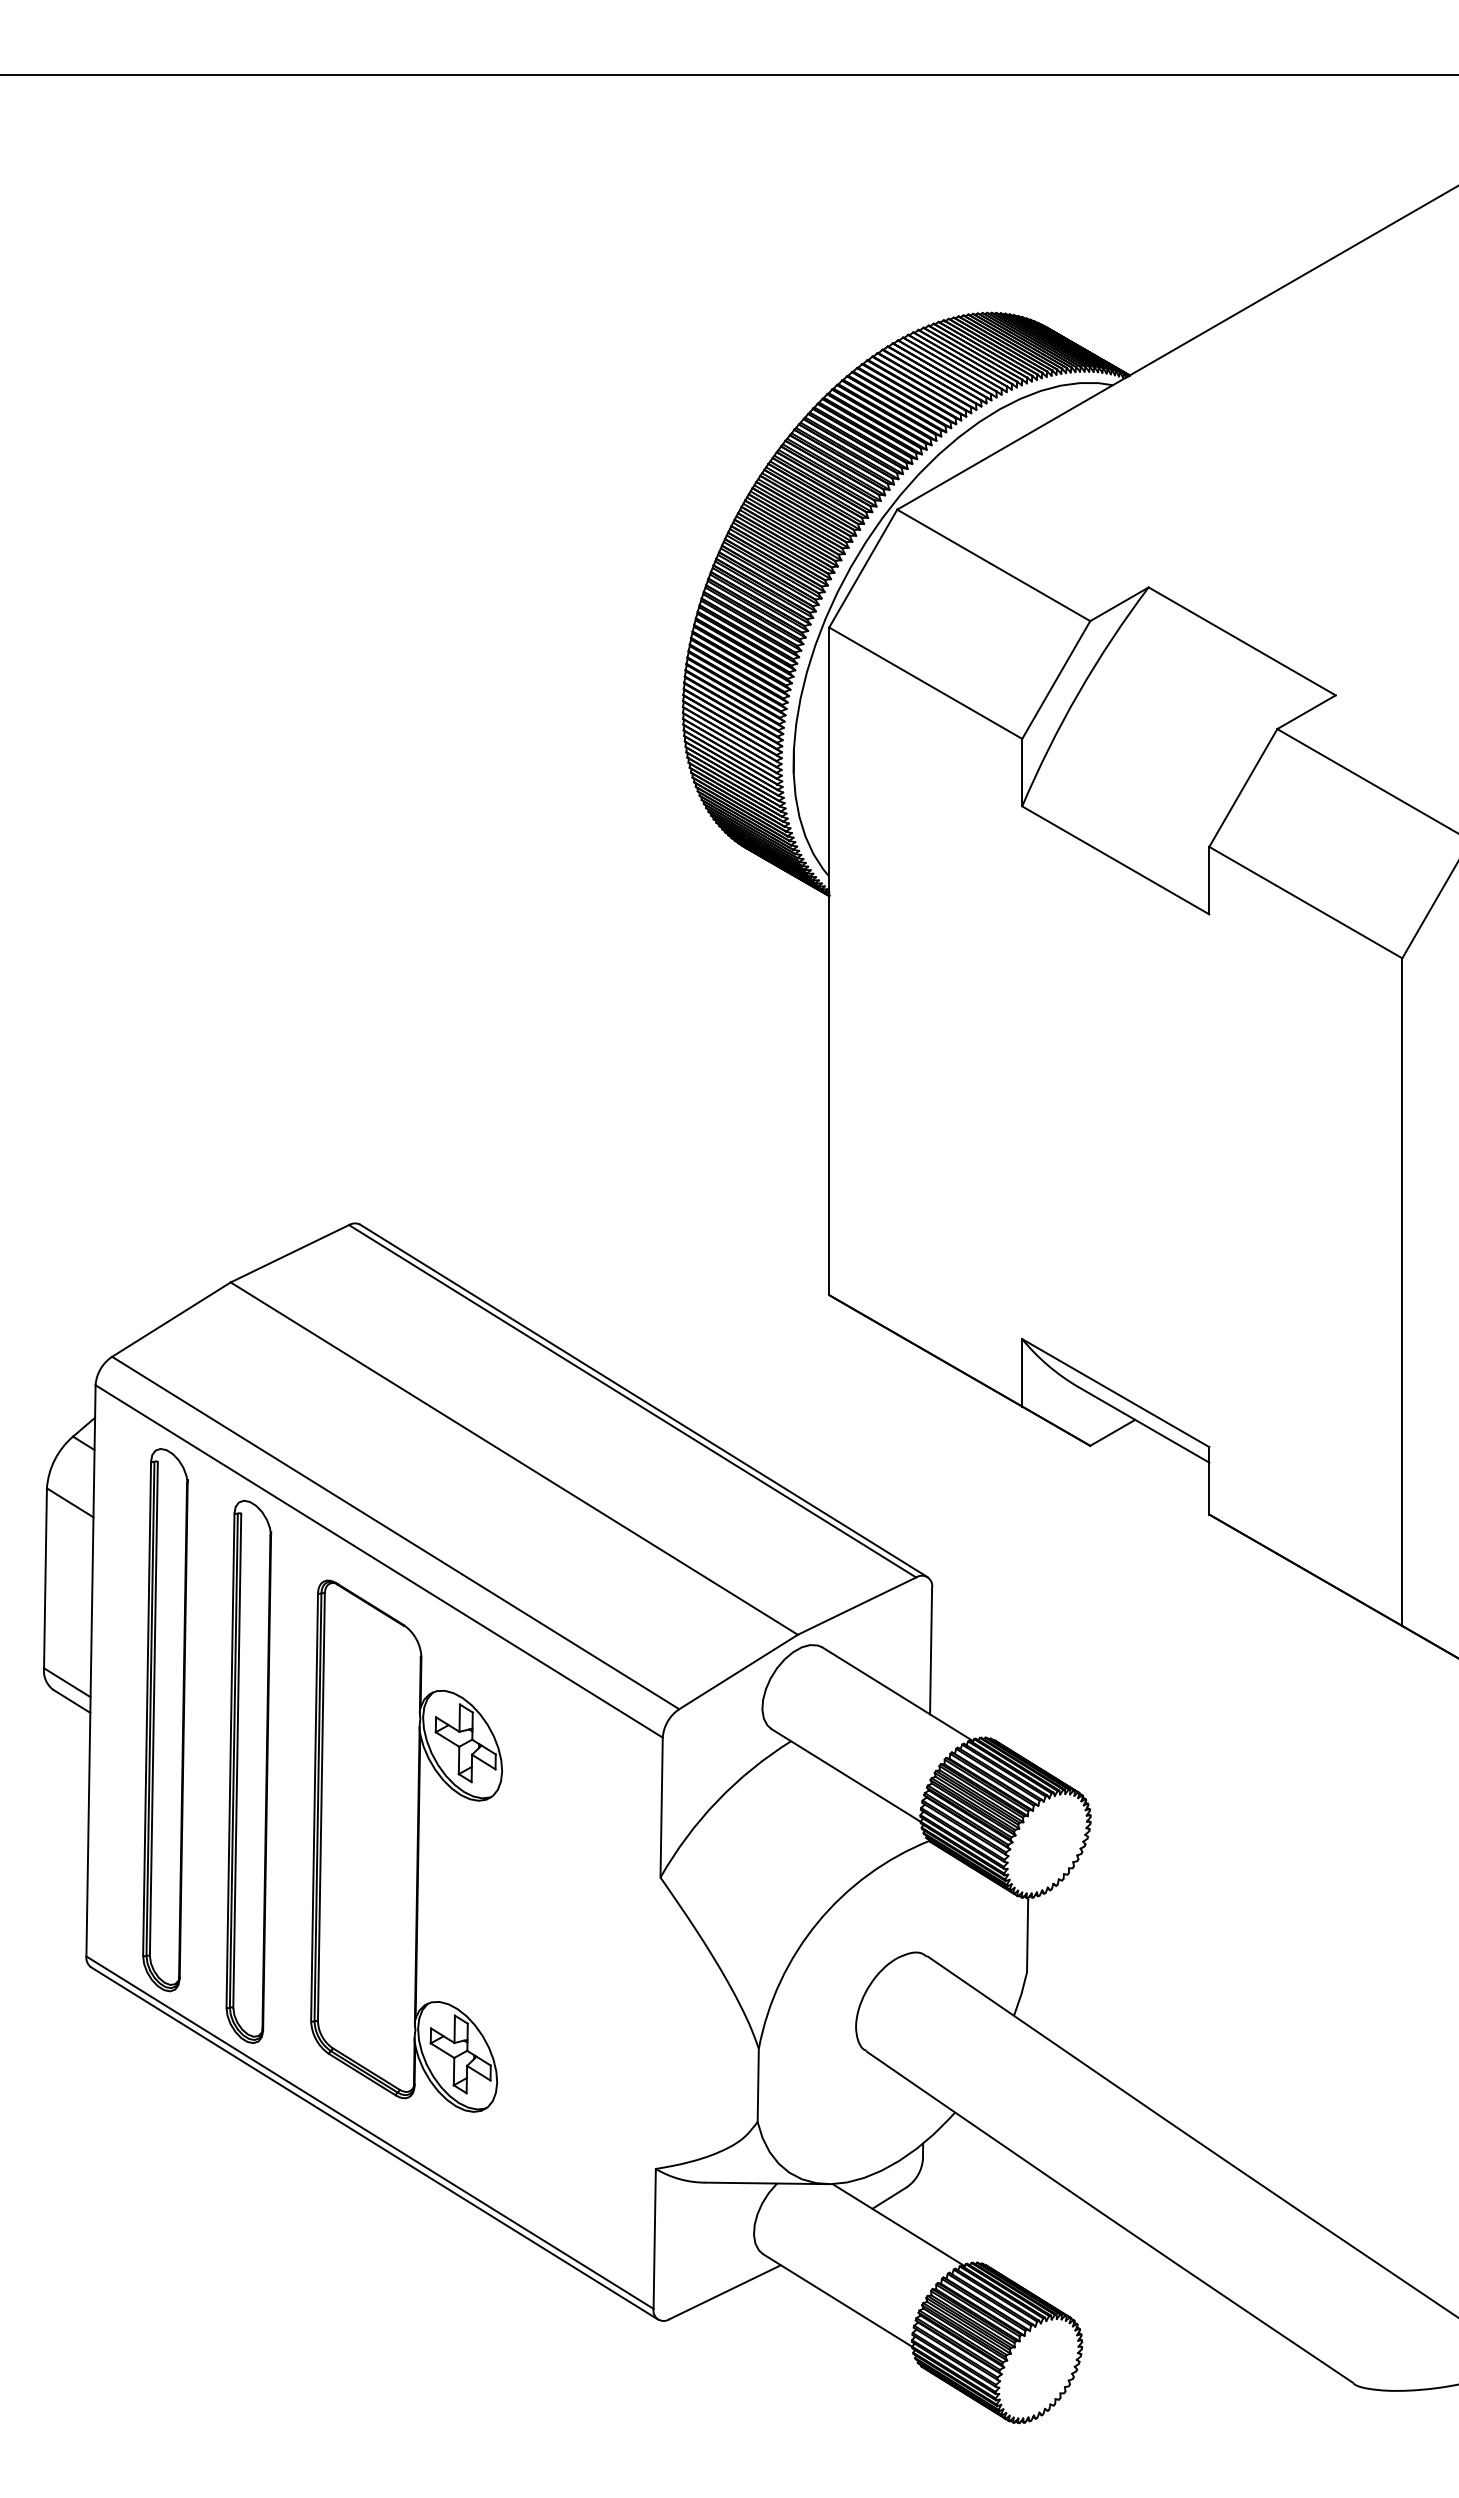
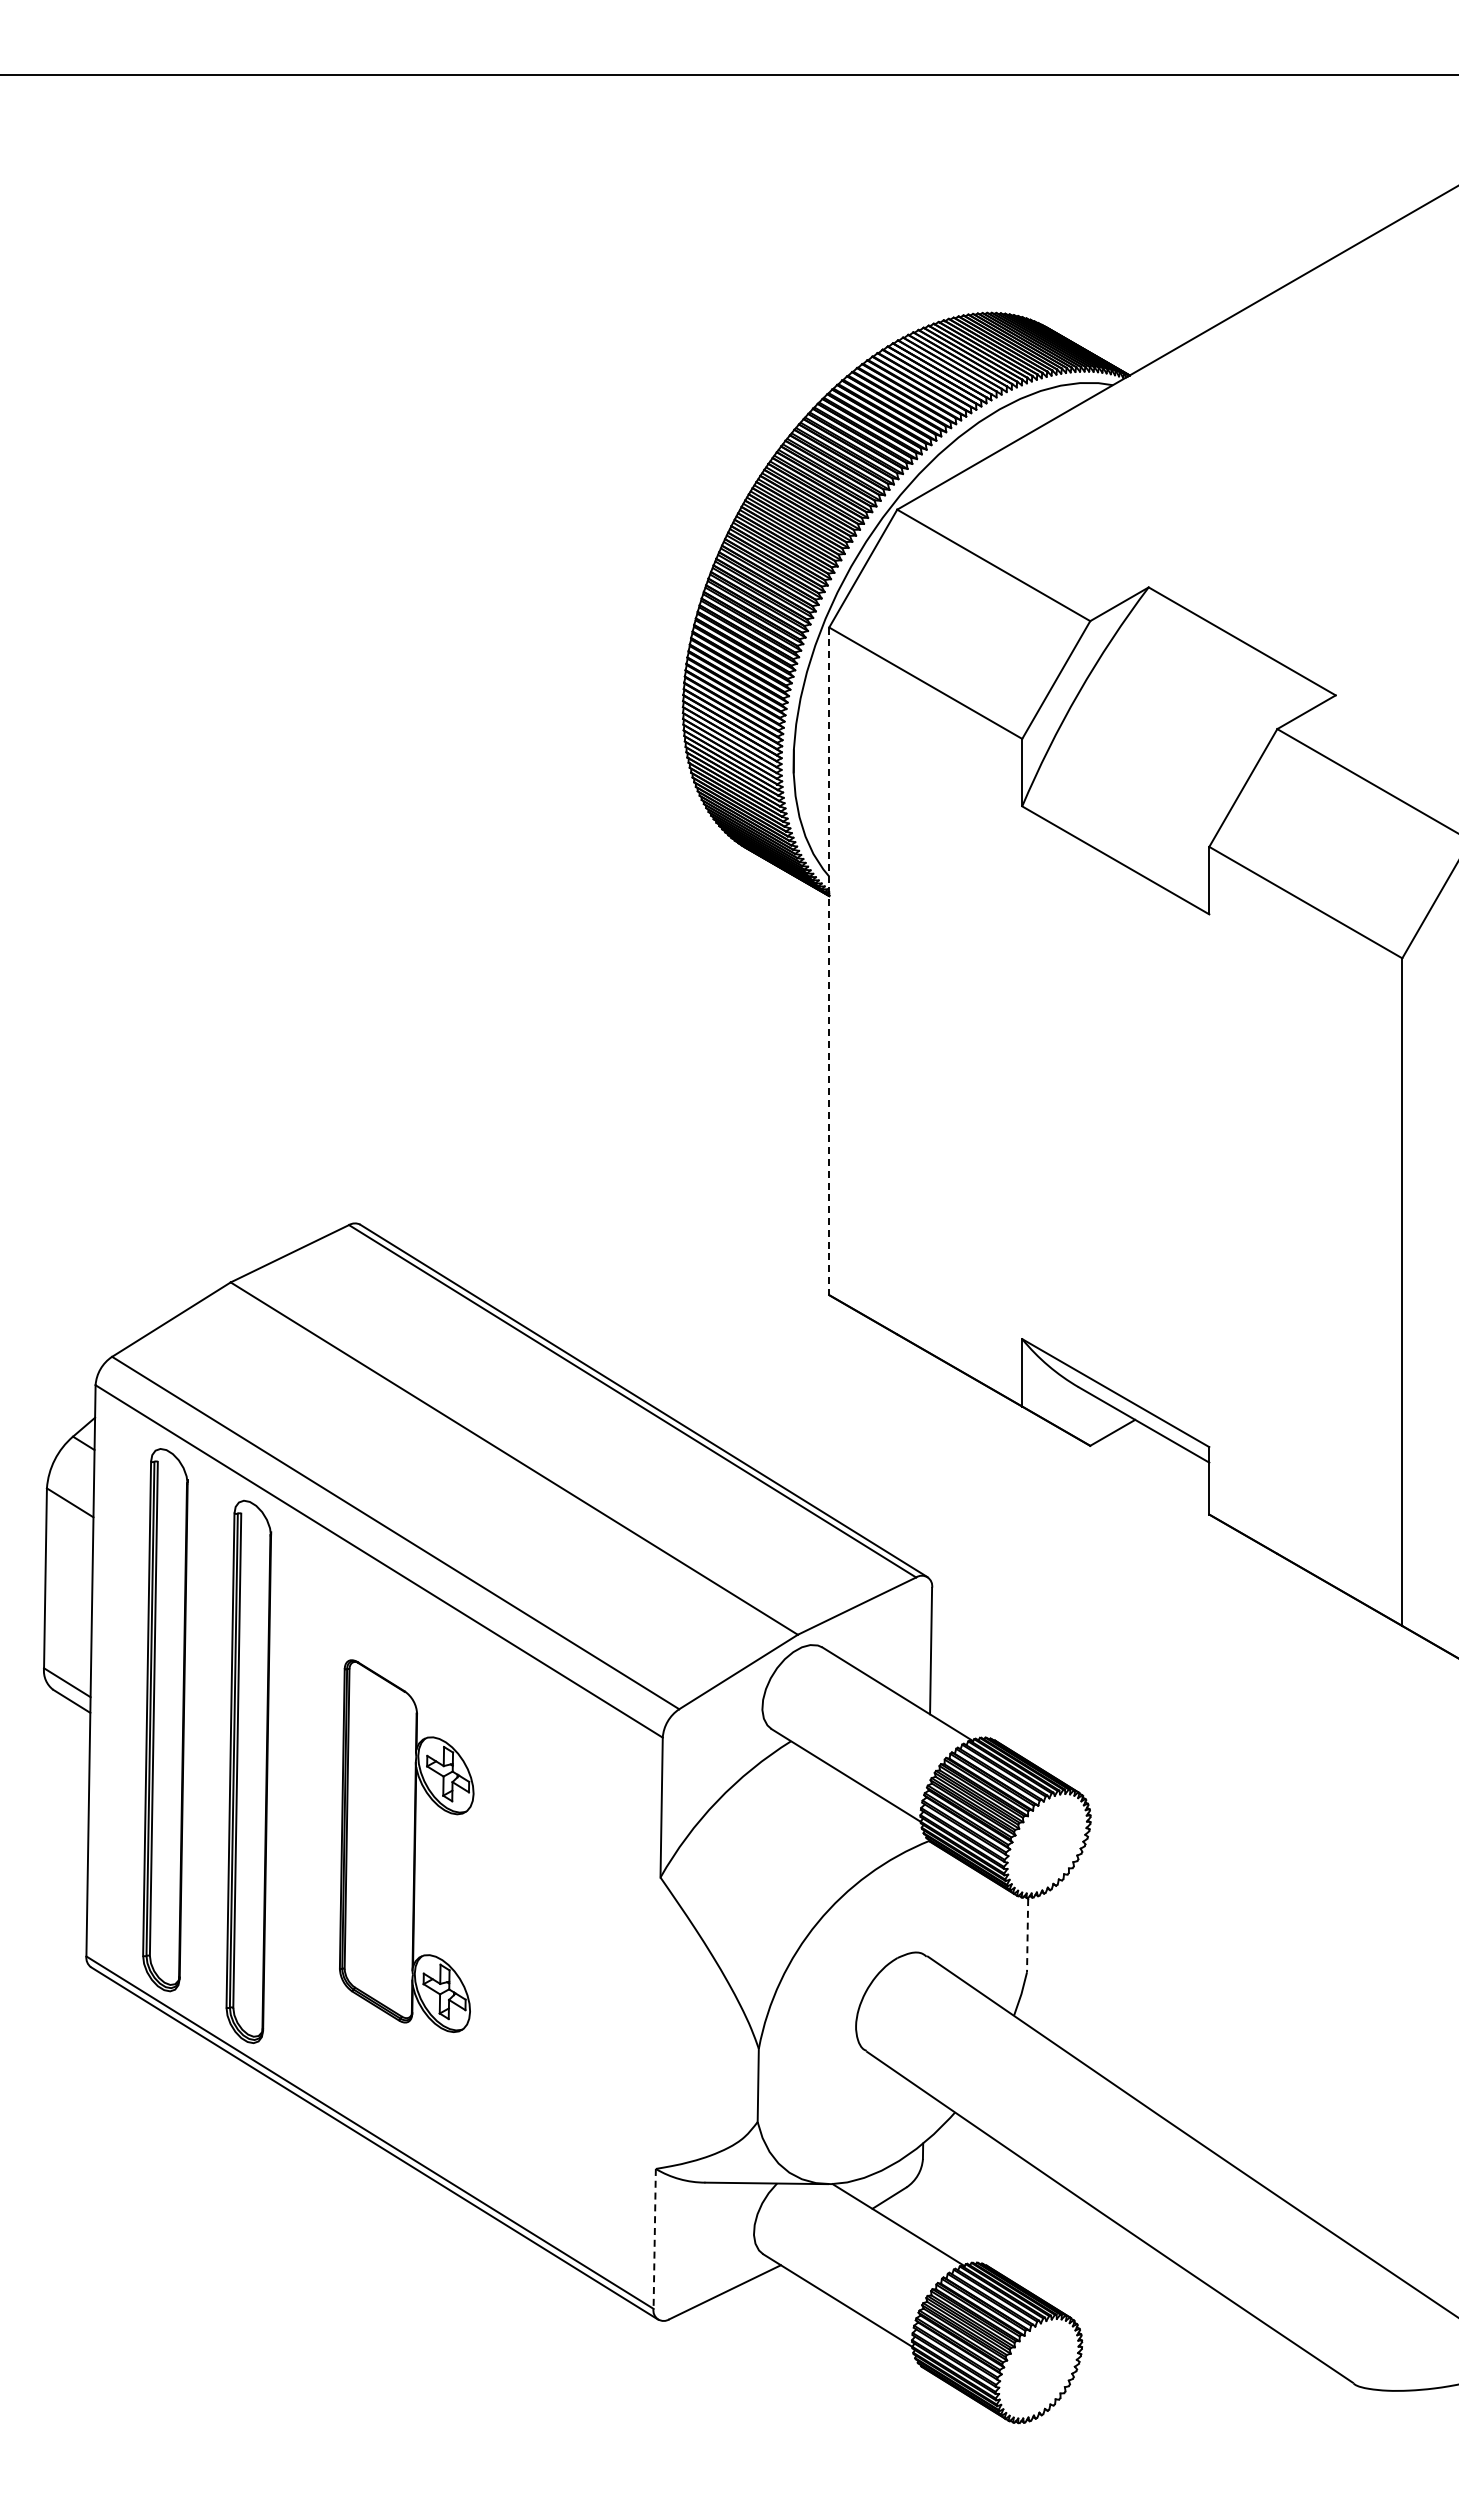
line: solid -> dashed (829, 961)
part size: 194x534 px -> 136x374 px (406, 1845)
line: solid -> dashed (1027, 1935)
line: solid -> dashed (654, 2238)
